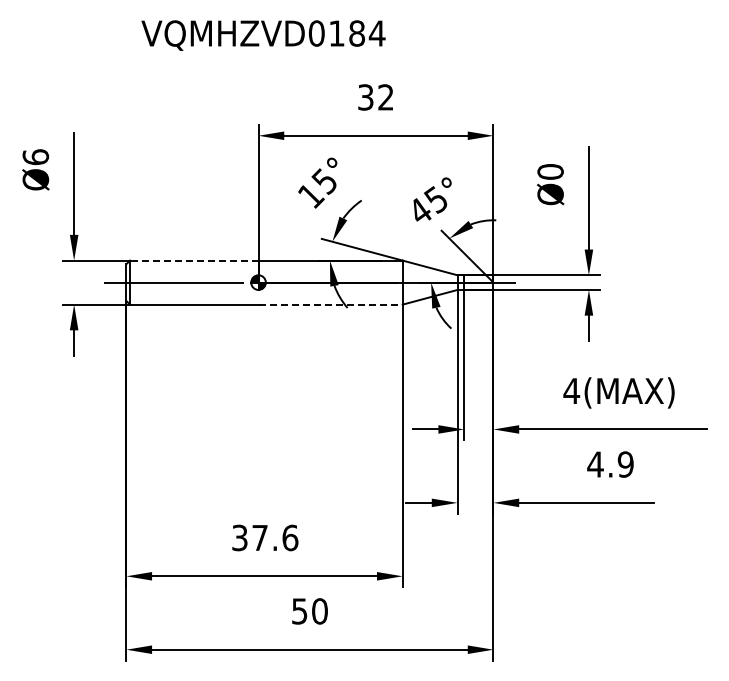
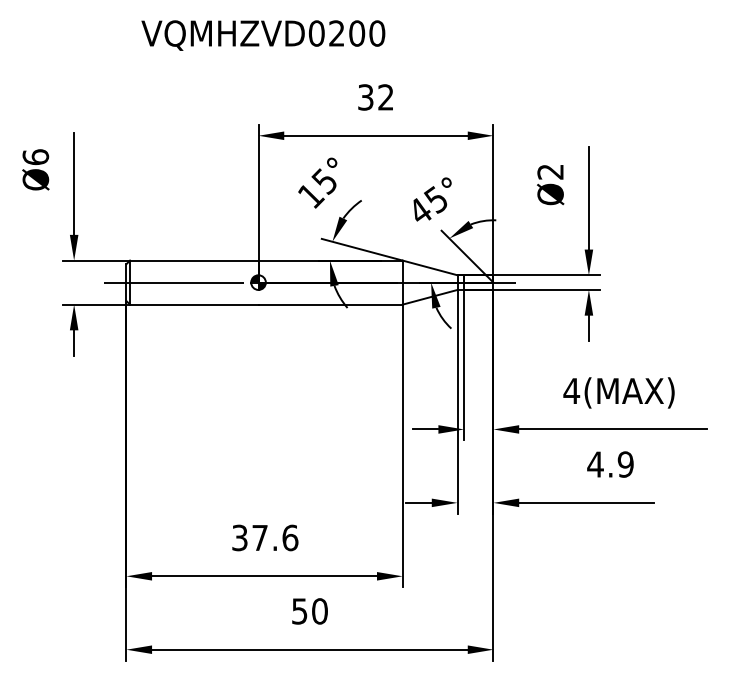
text: VQMHZVD0184 -> VQMHZVD0200 (357, 33)
text: Ø0 -> Ø2 (550, 171)
line: dashed -> solid (193, 260)
line: dashed -> solid (331, 304)
